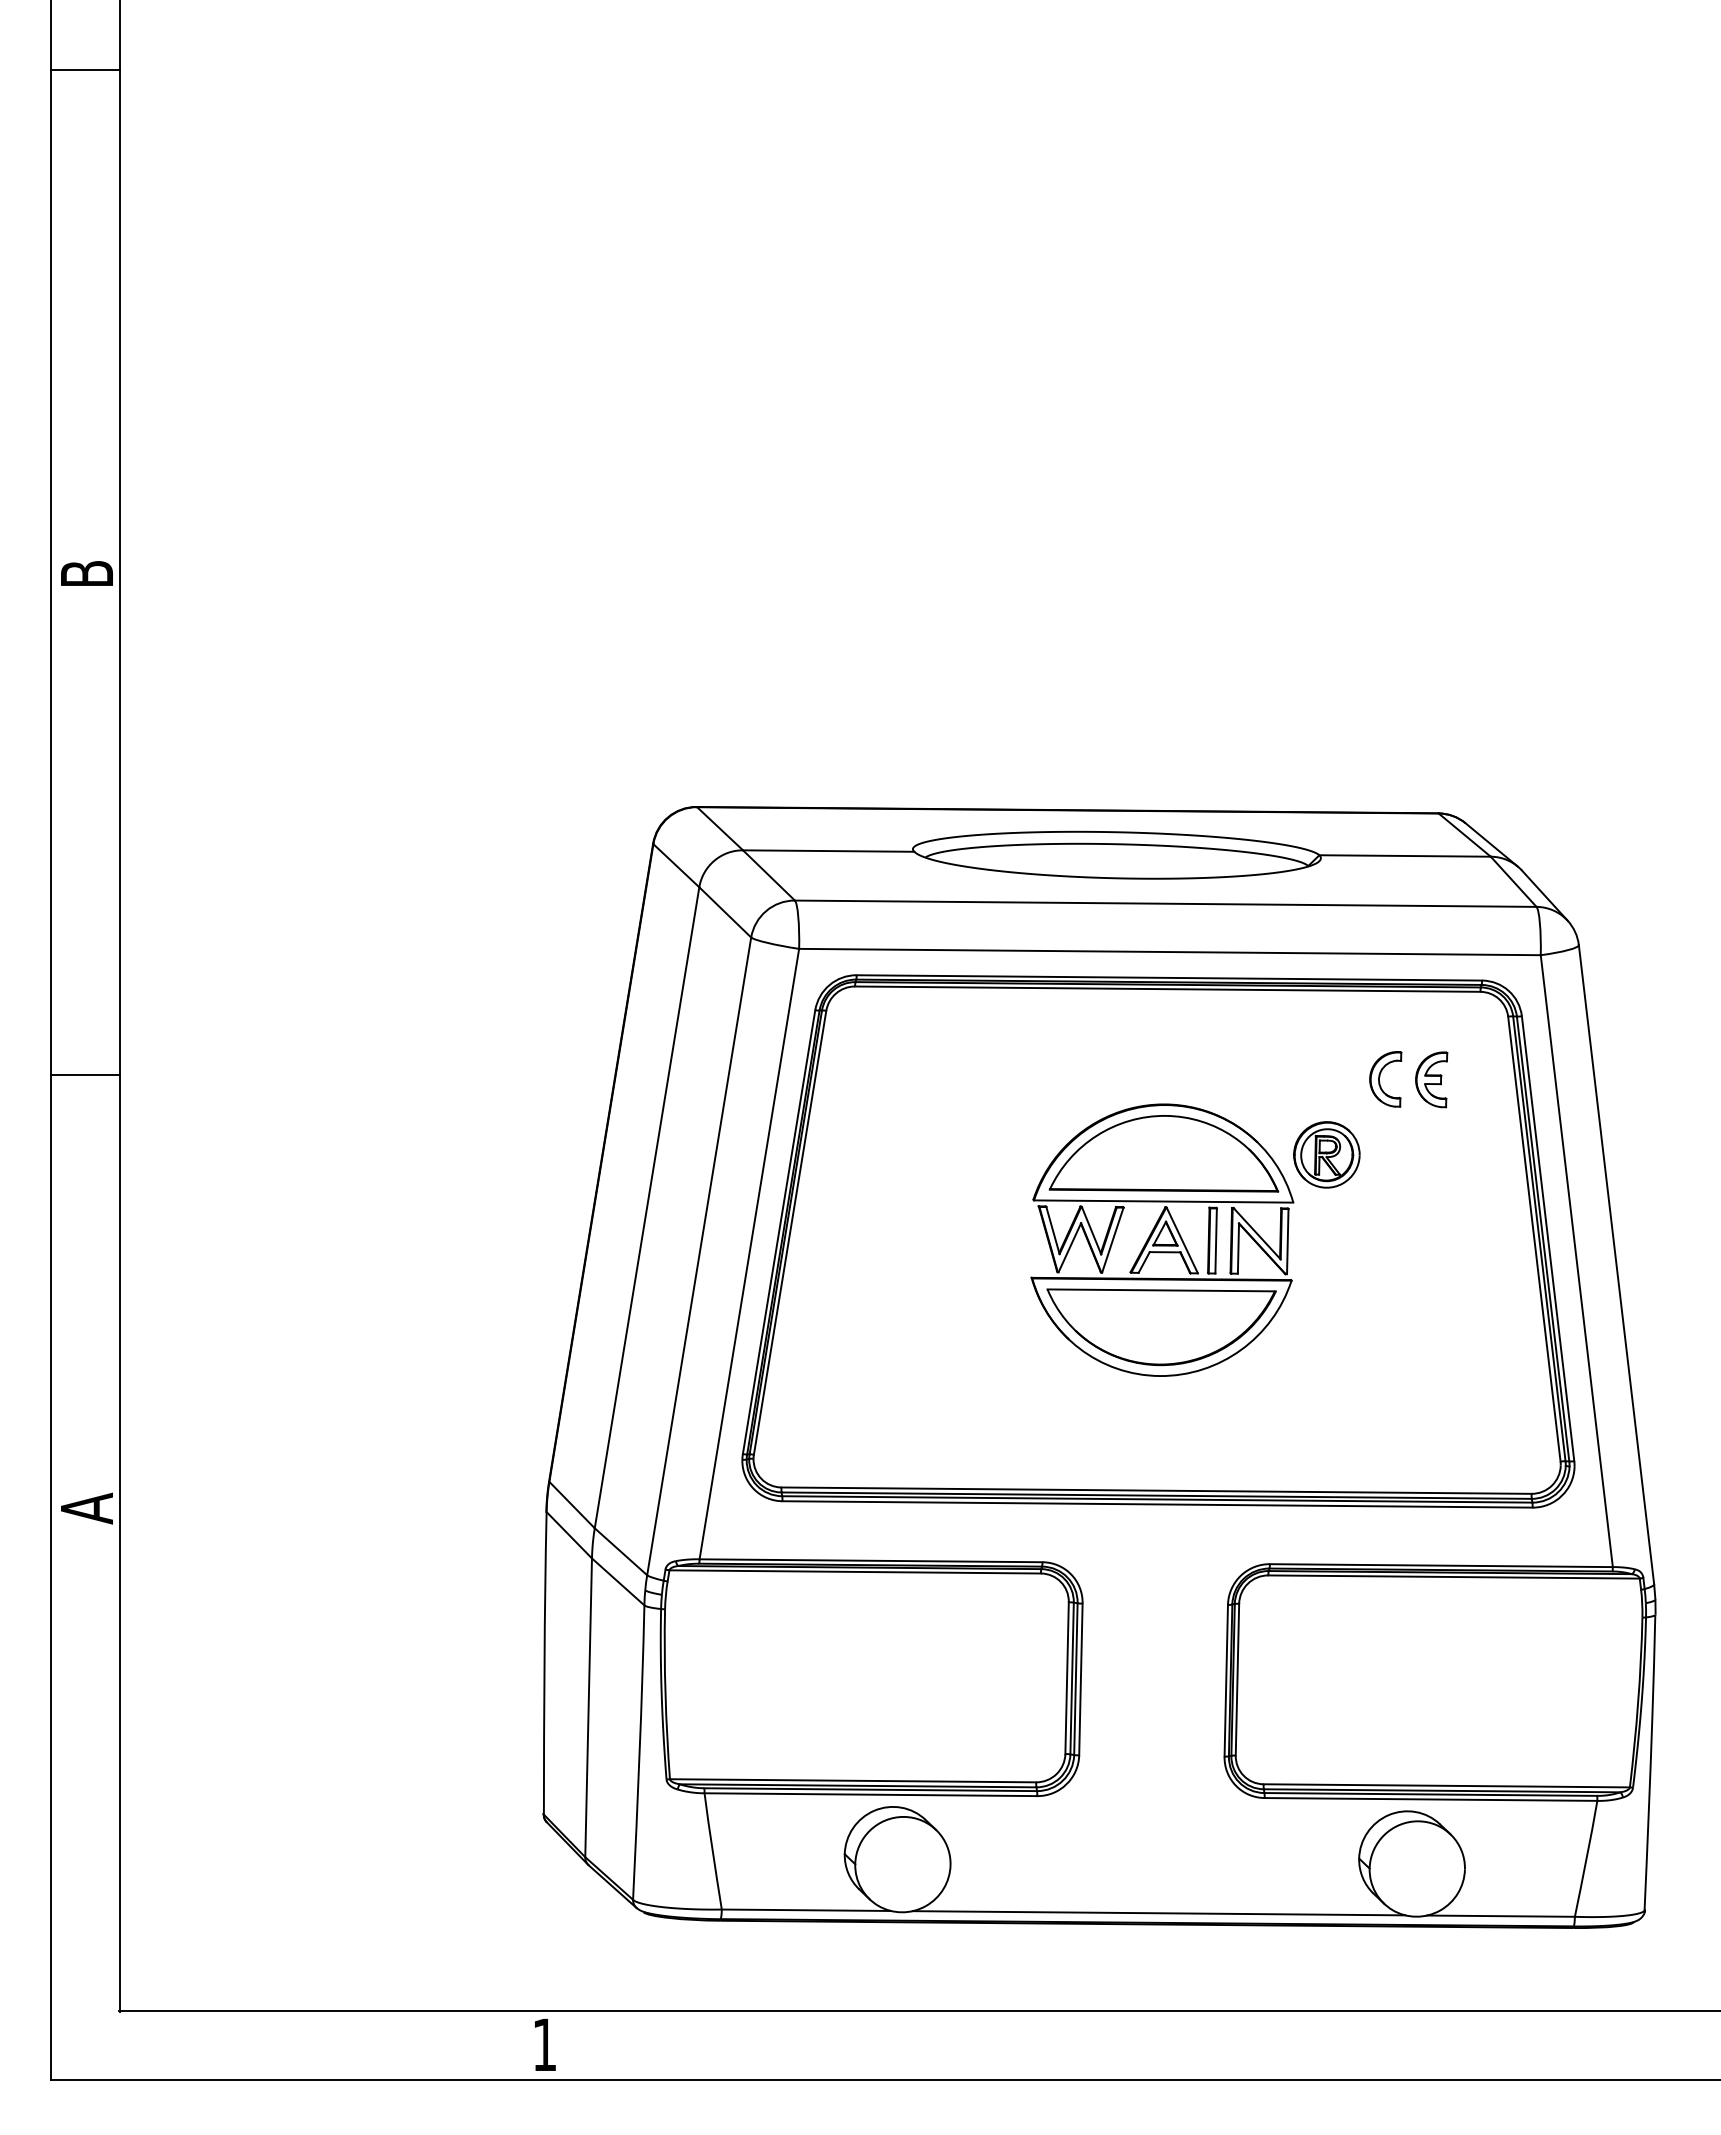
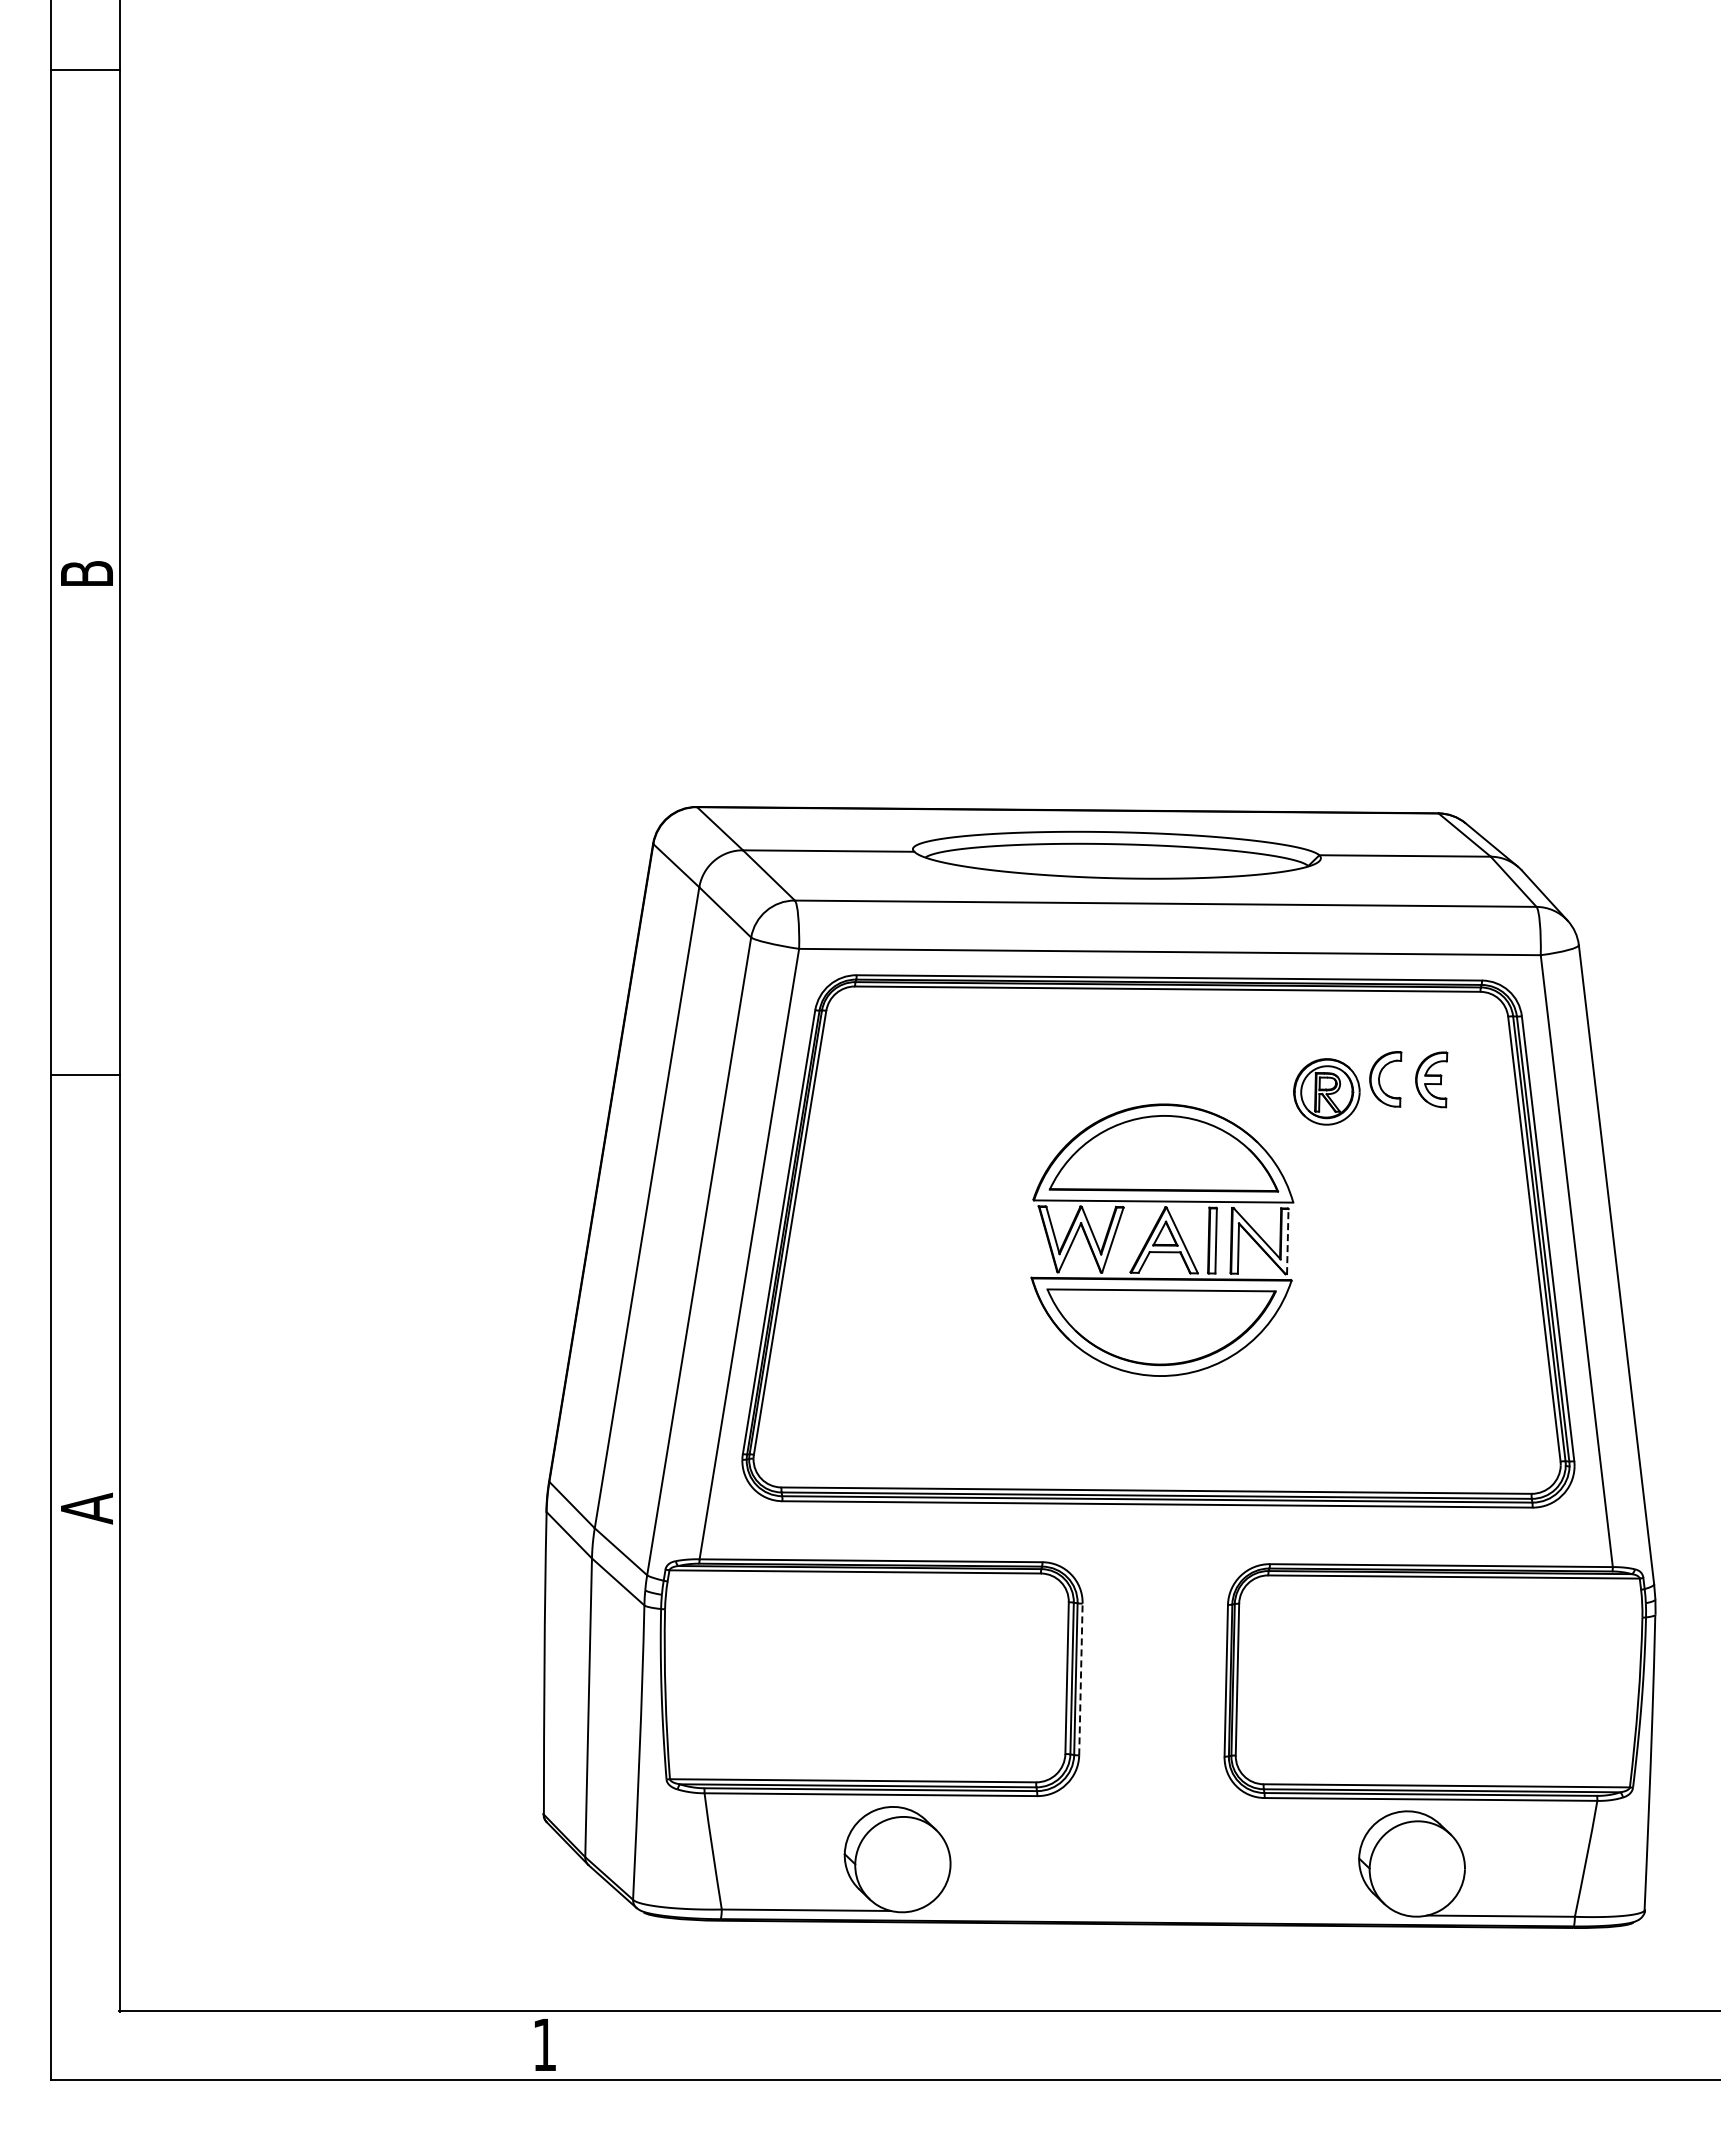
part position: (1326, 1154) -> (1326, 1091) (1326, 1091)
line: solid -> dashed (1287, 1241)
line: solid -> dashed (1080, 1679)
line: present -> none (1158, 1913)
